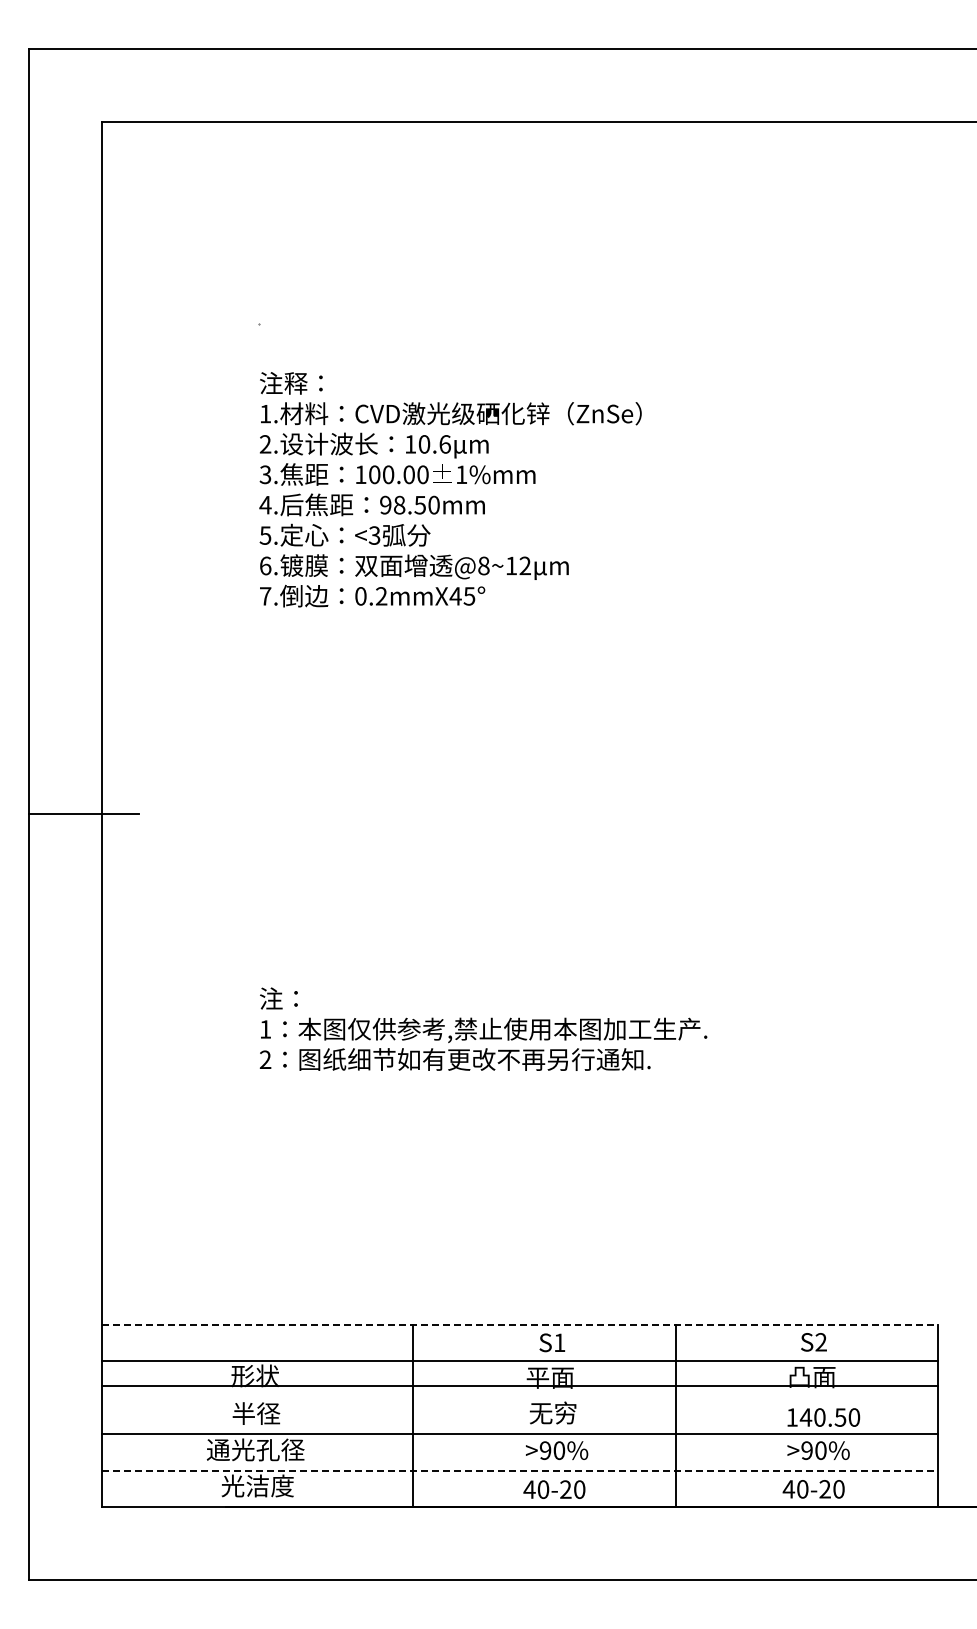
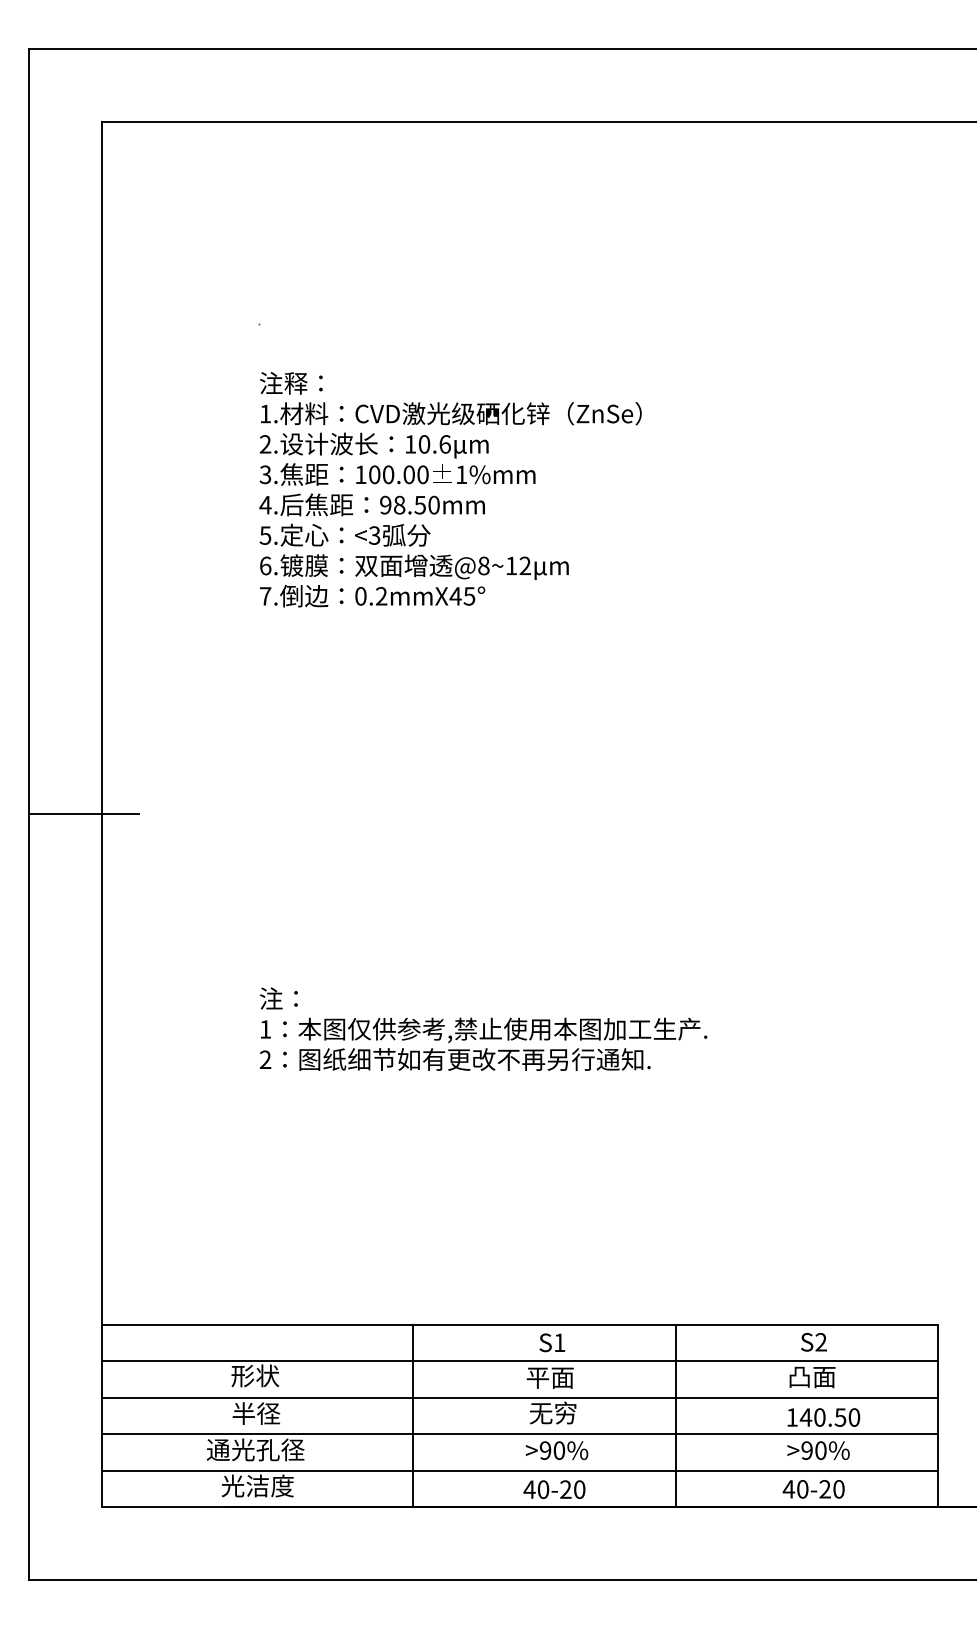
line: dashed -> solid (520, 1324)
line position: (520, 1385) -> (520, 1397) (520, 1397)
line: dashed -> solid (520, 1470)
